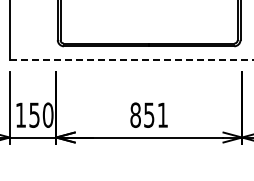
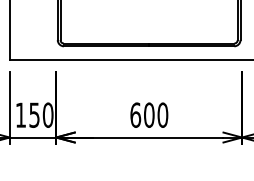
line: dashed -> solid (131, 60)
text: 851 -> 600 (149, 114)
